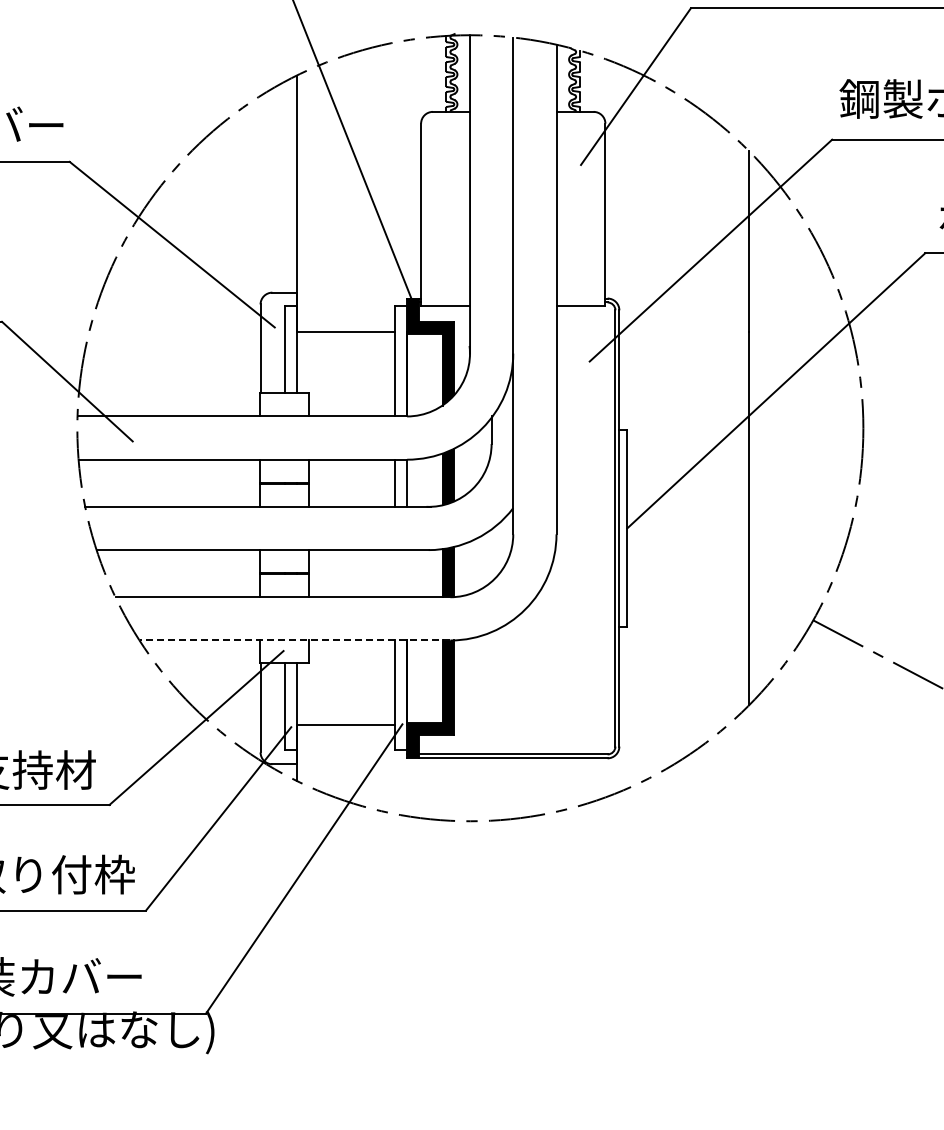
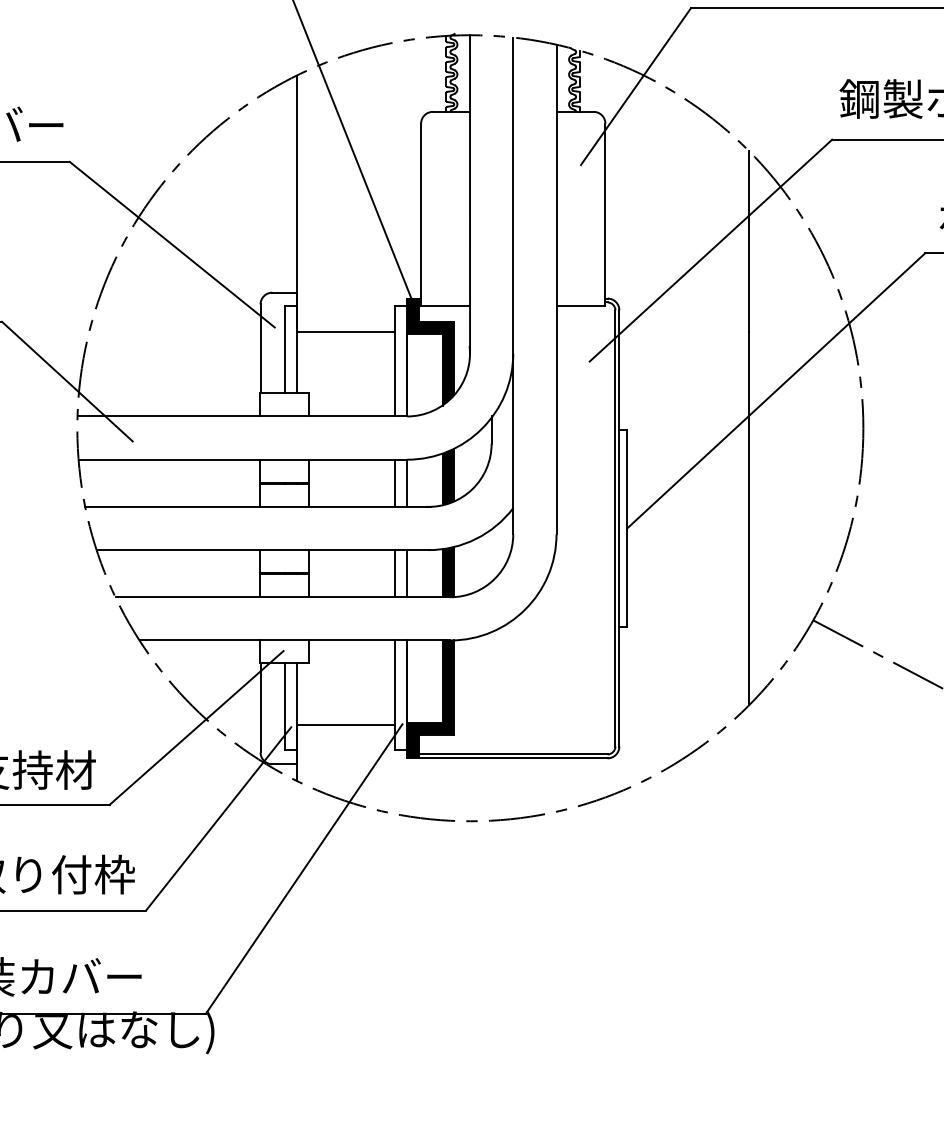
line: none -> present (395, 573)
line: none -> present (407, 573)
line: dashed -> solid (294, 640)
